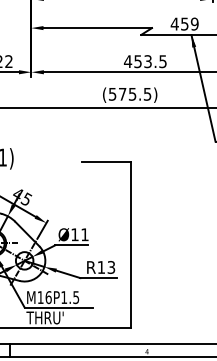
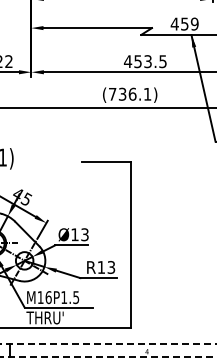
text: (575.5) -> (736.1) (130, 93)
text: Ø11 -> Ø13 (84, 234)
line: solid -> dashed (108, 344)
line: solid -> dashed (108, 357)
